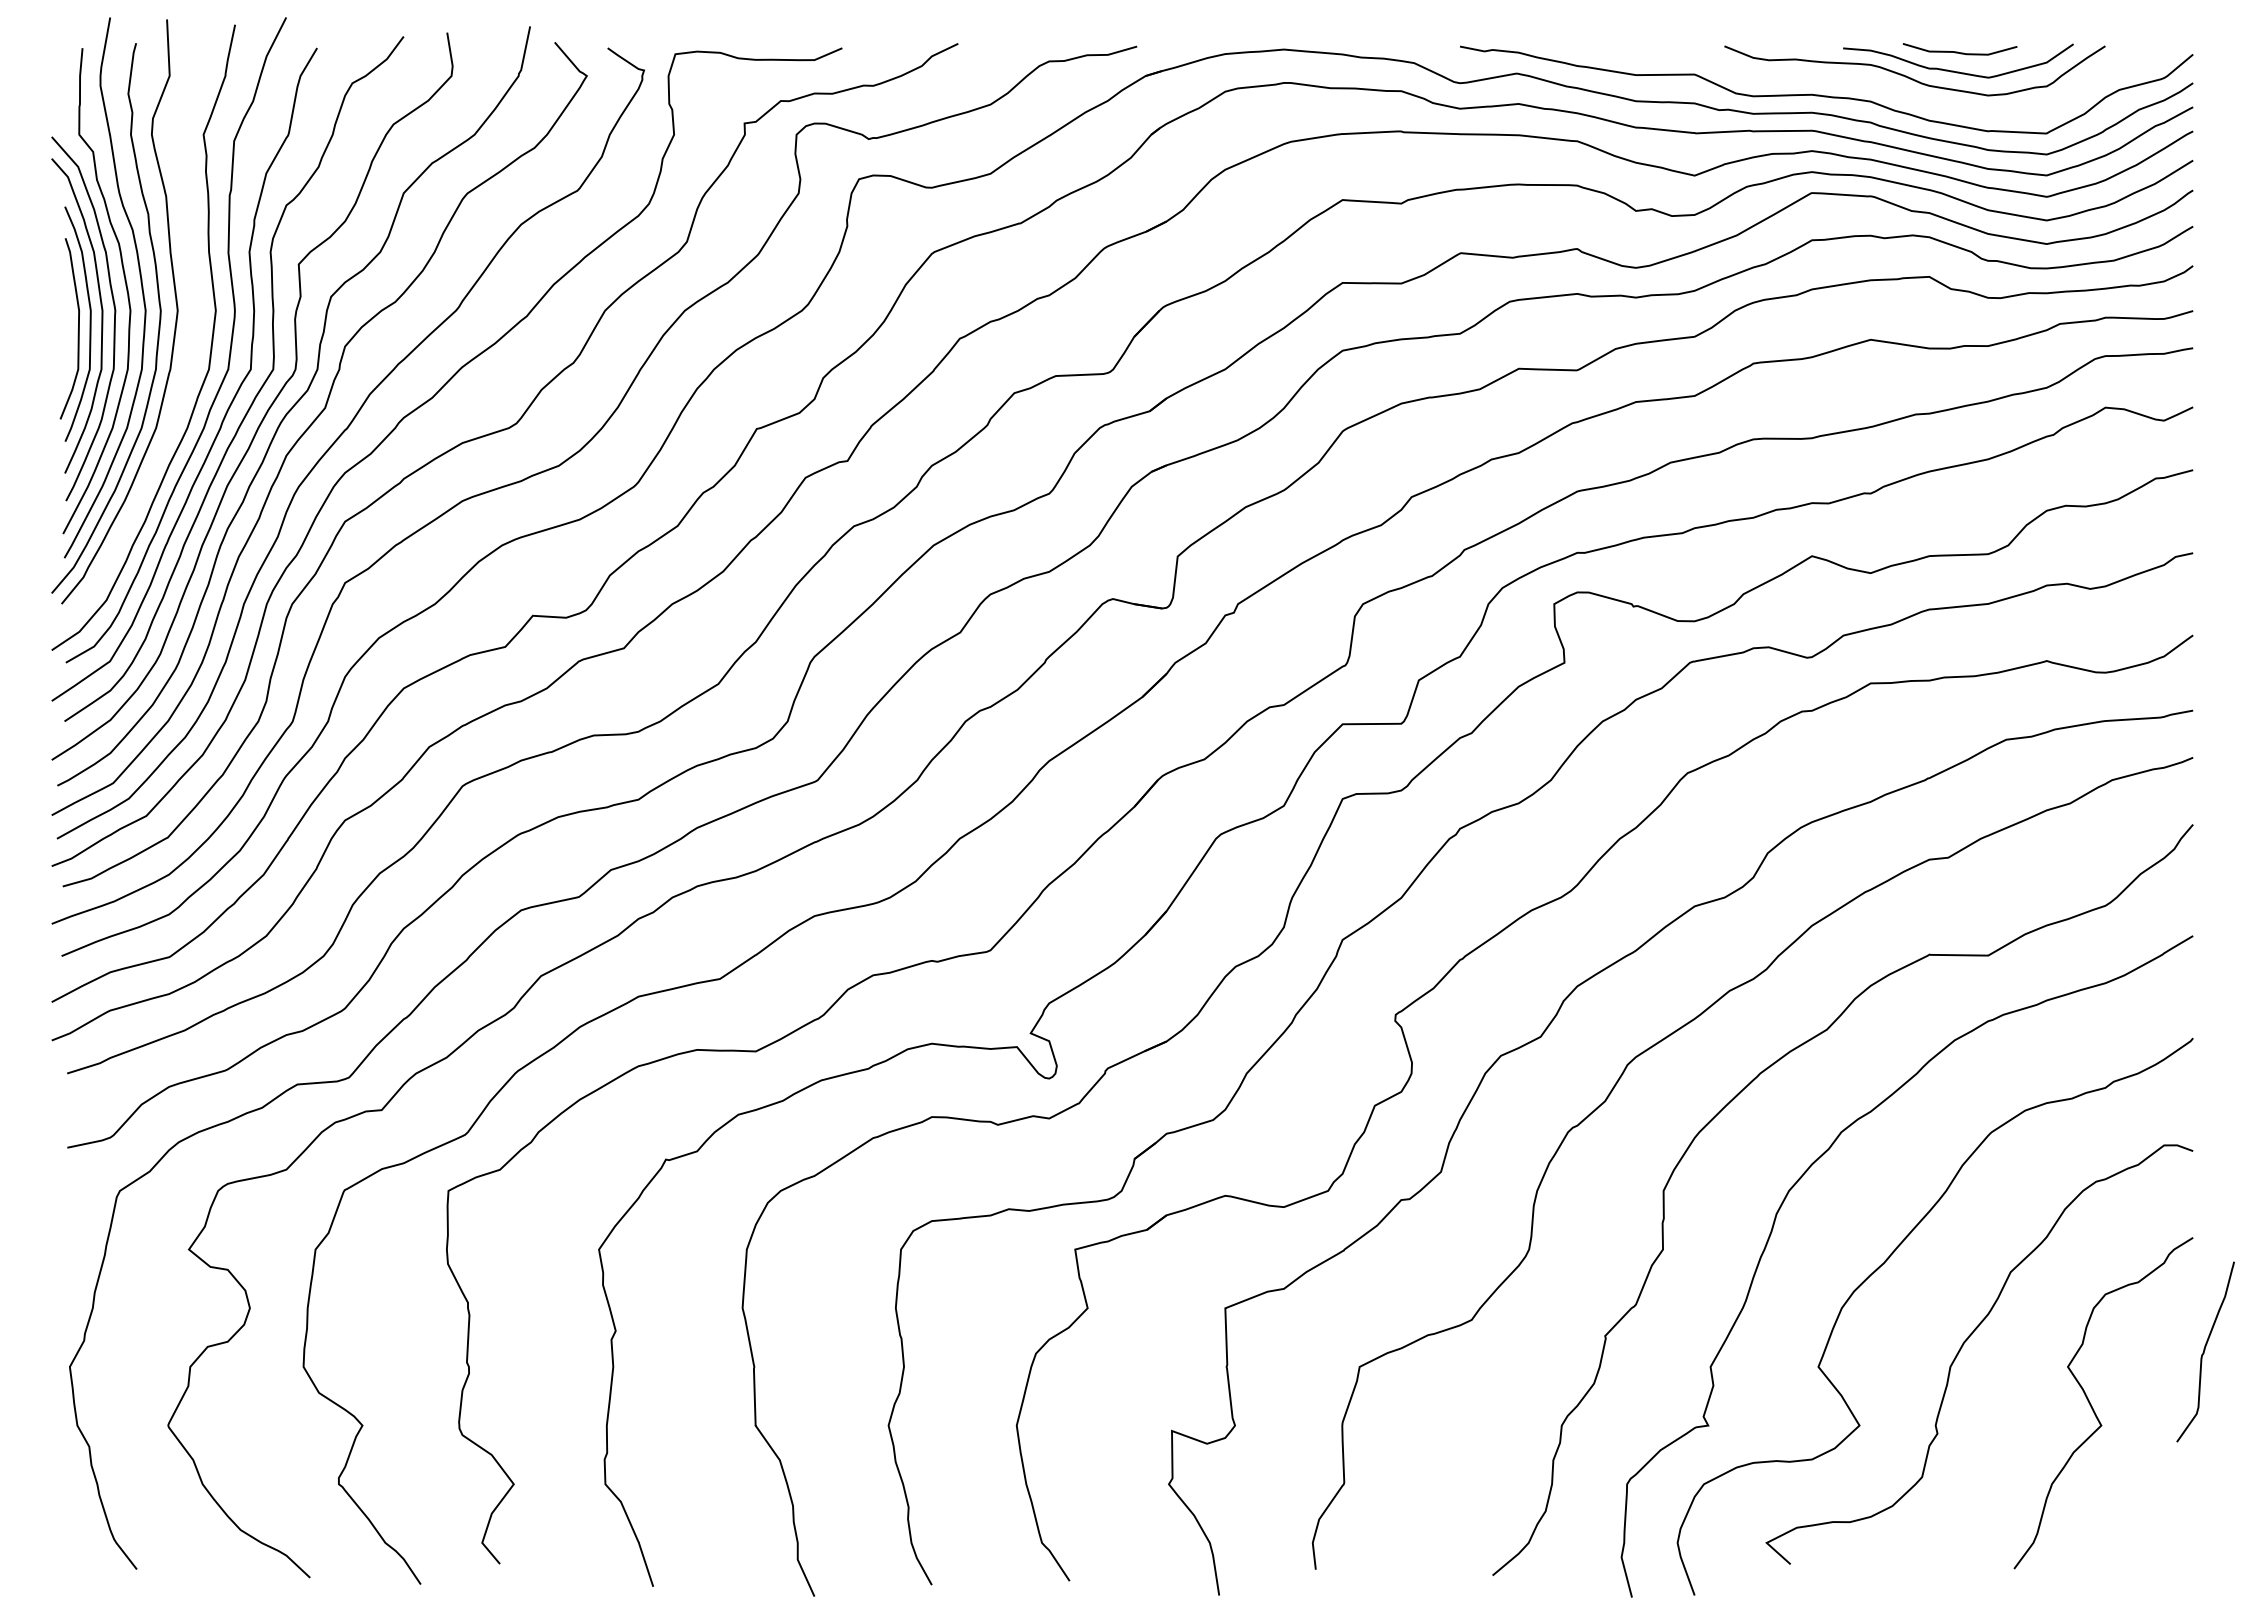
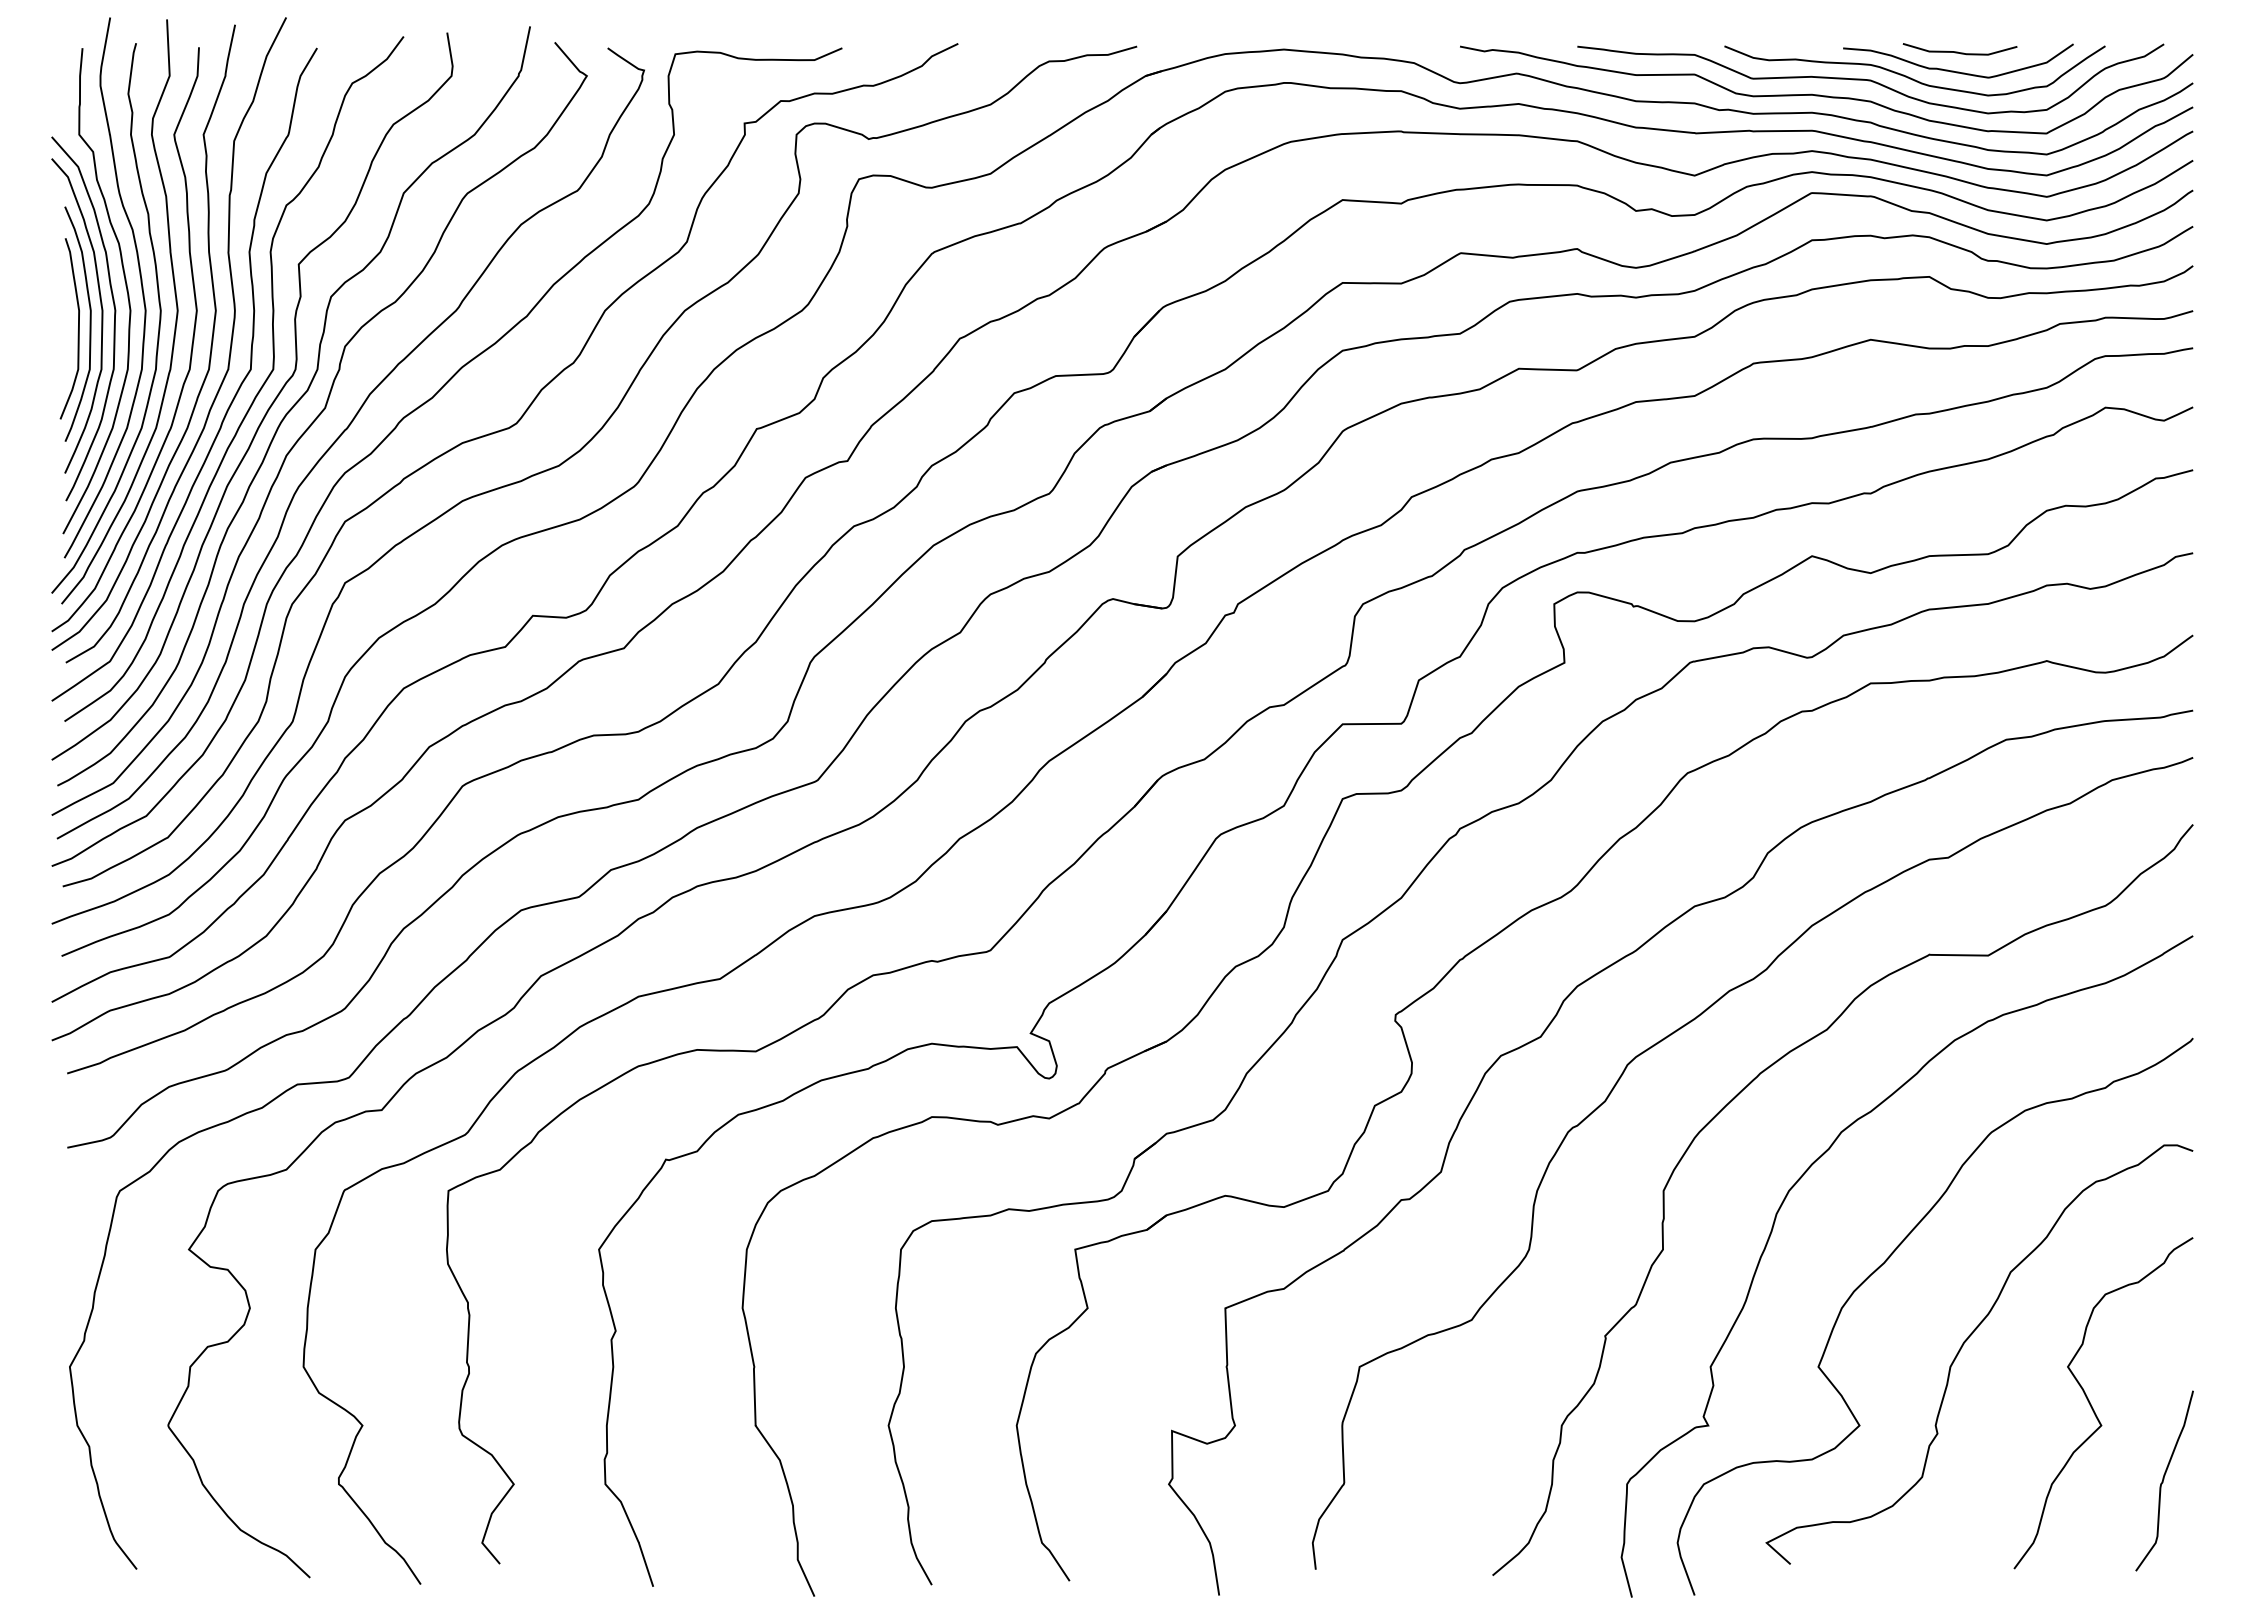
curve: none -> present (1870, 79)
curve: none -> present (191, 343)
curve position: (2205, 1350) -> (2164, 1479) (2164, 1479)
